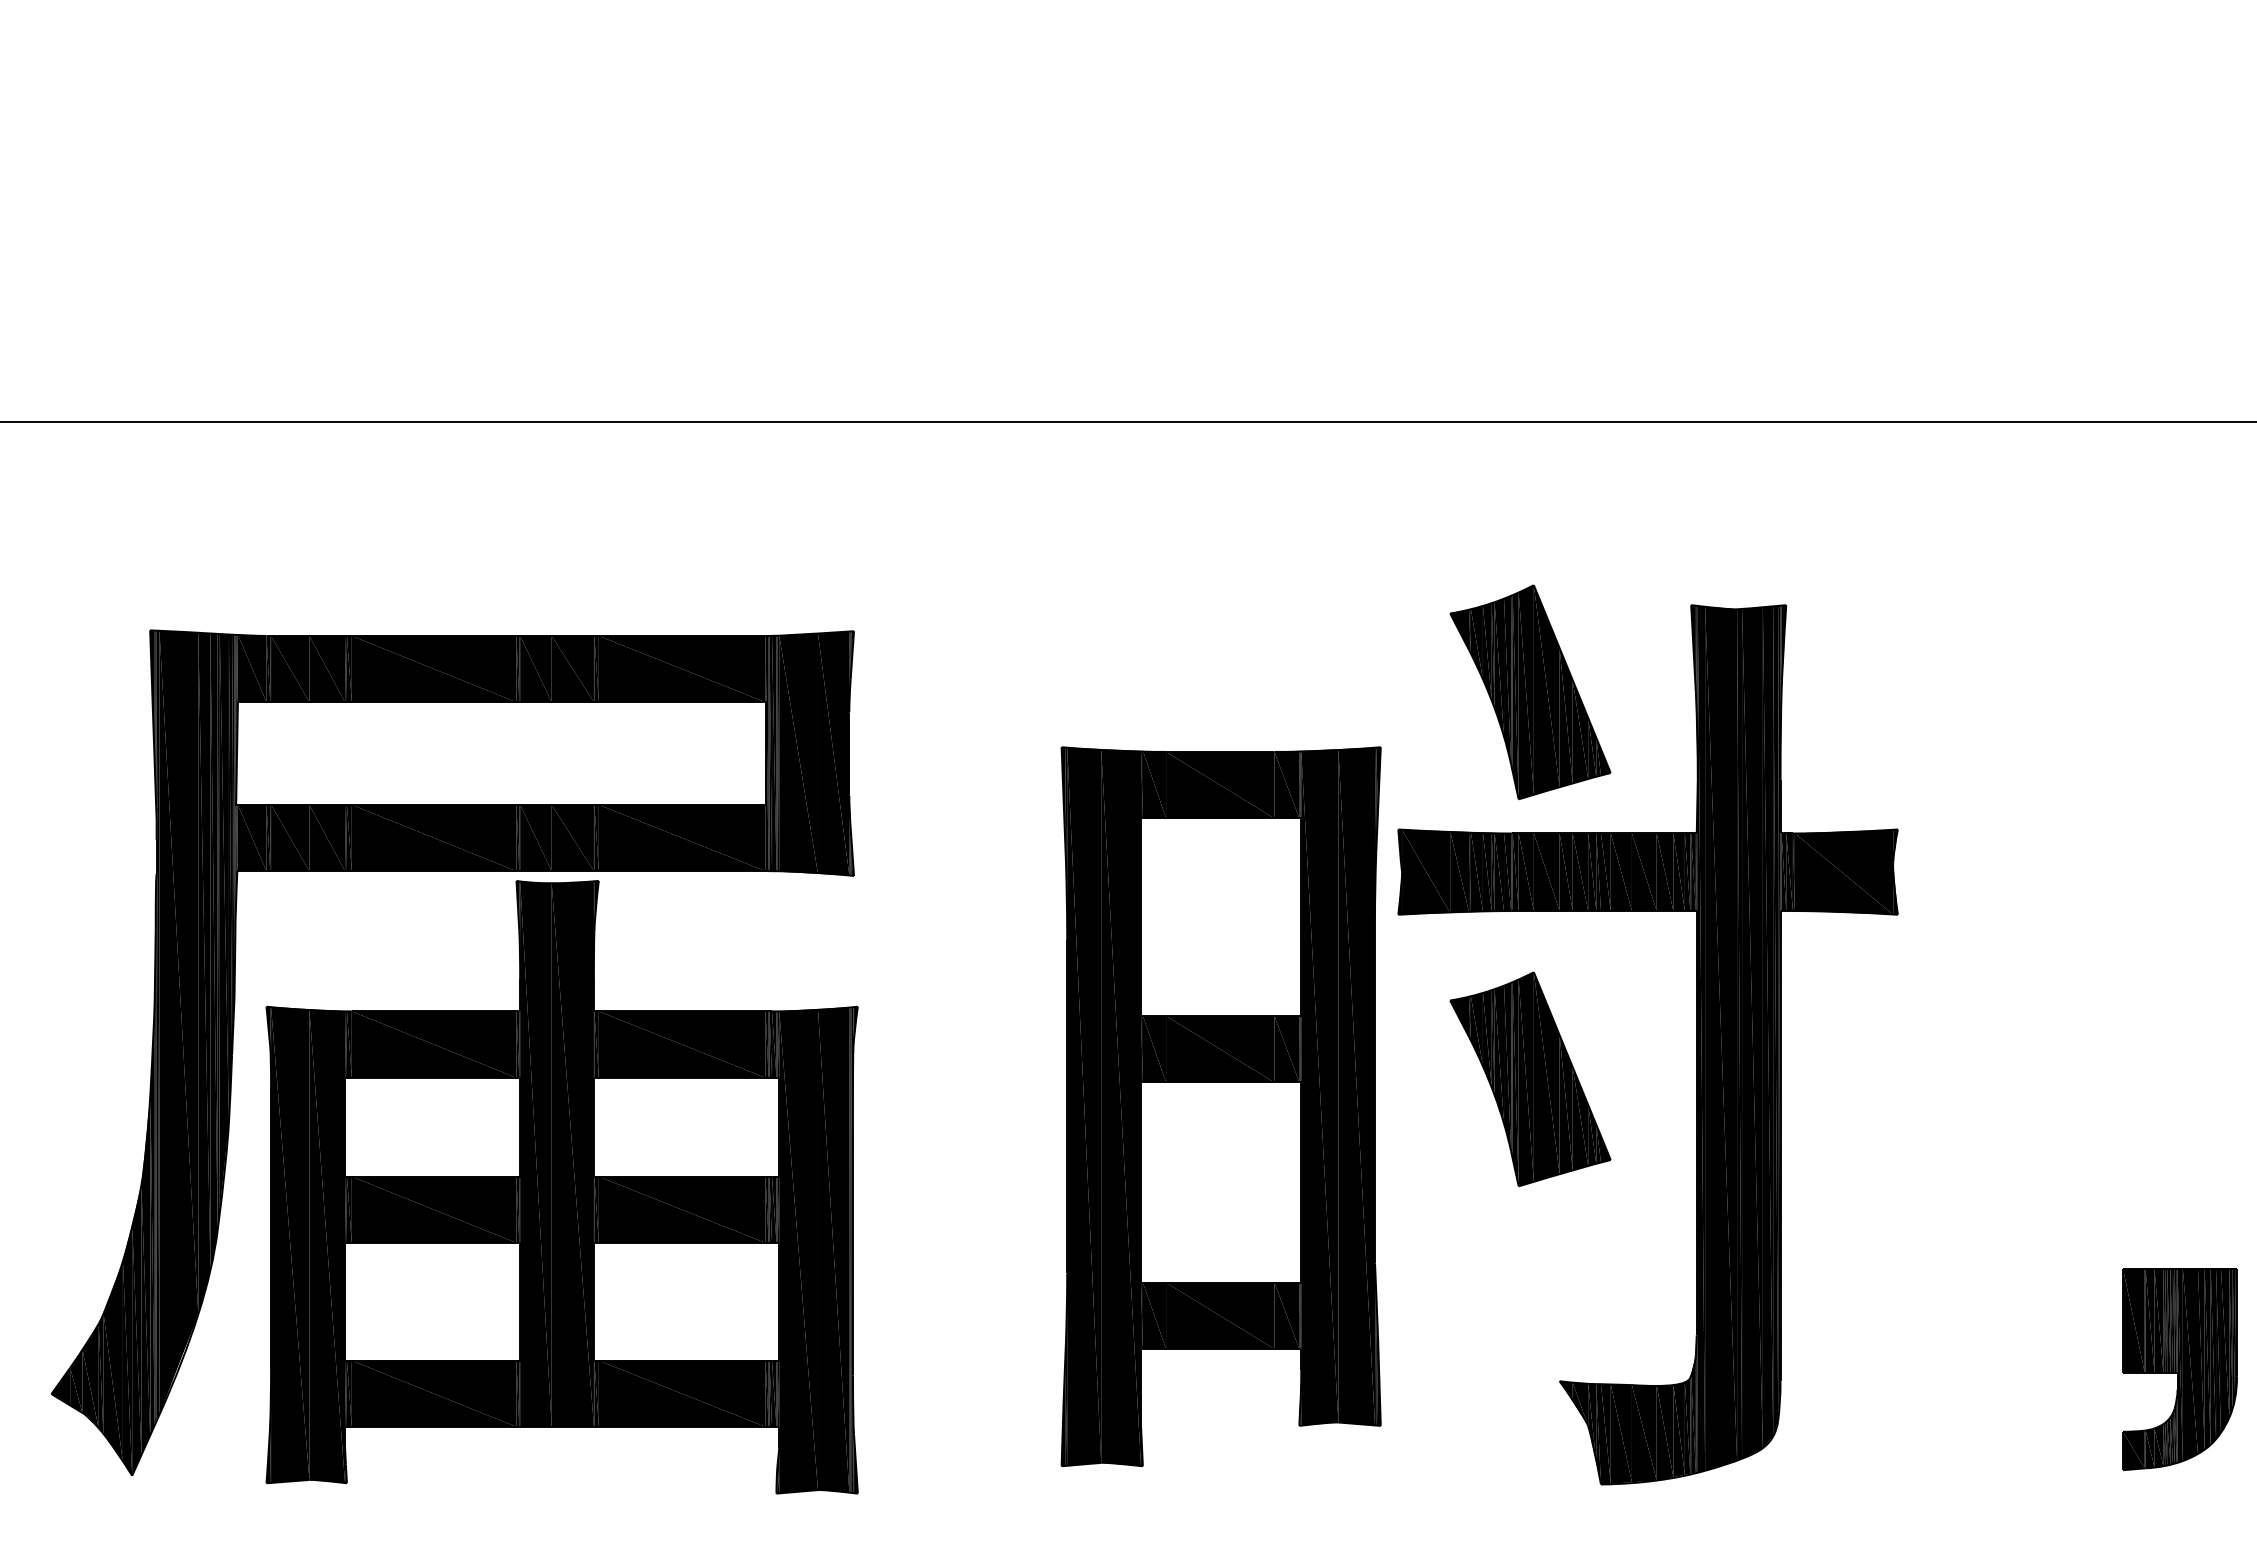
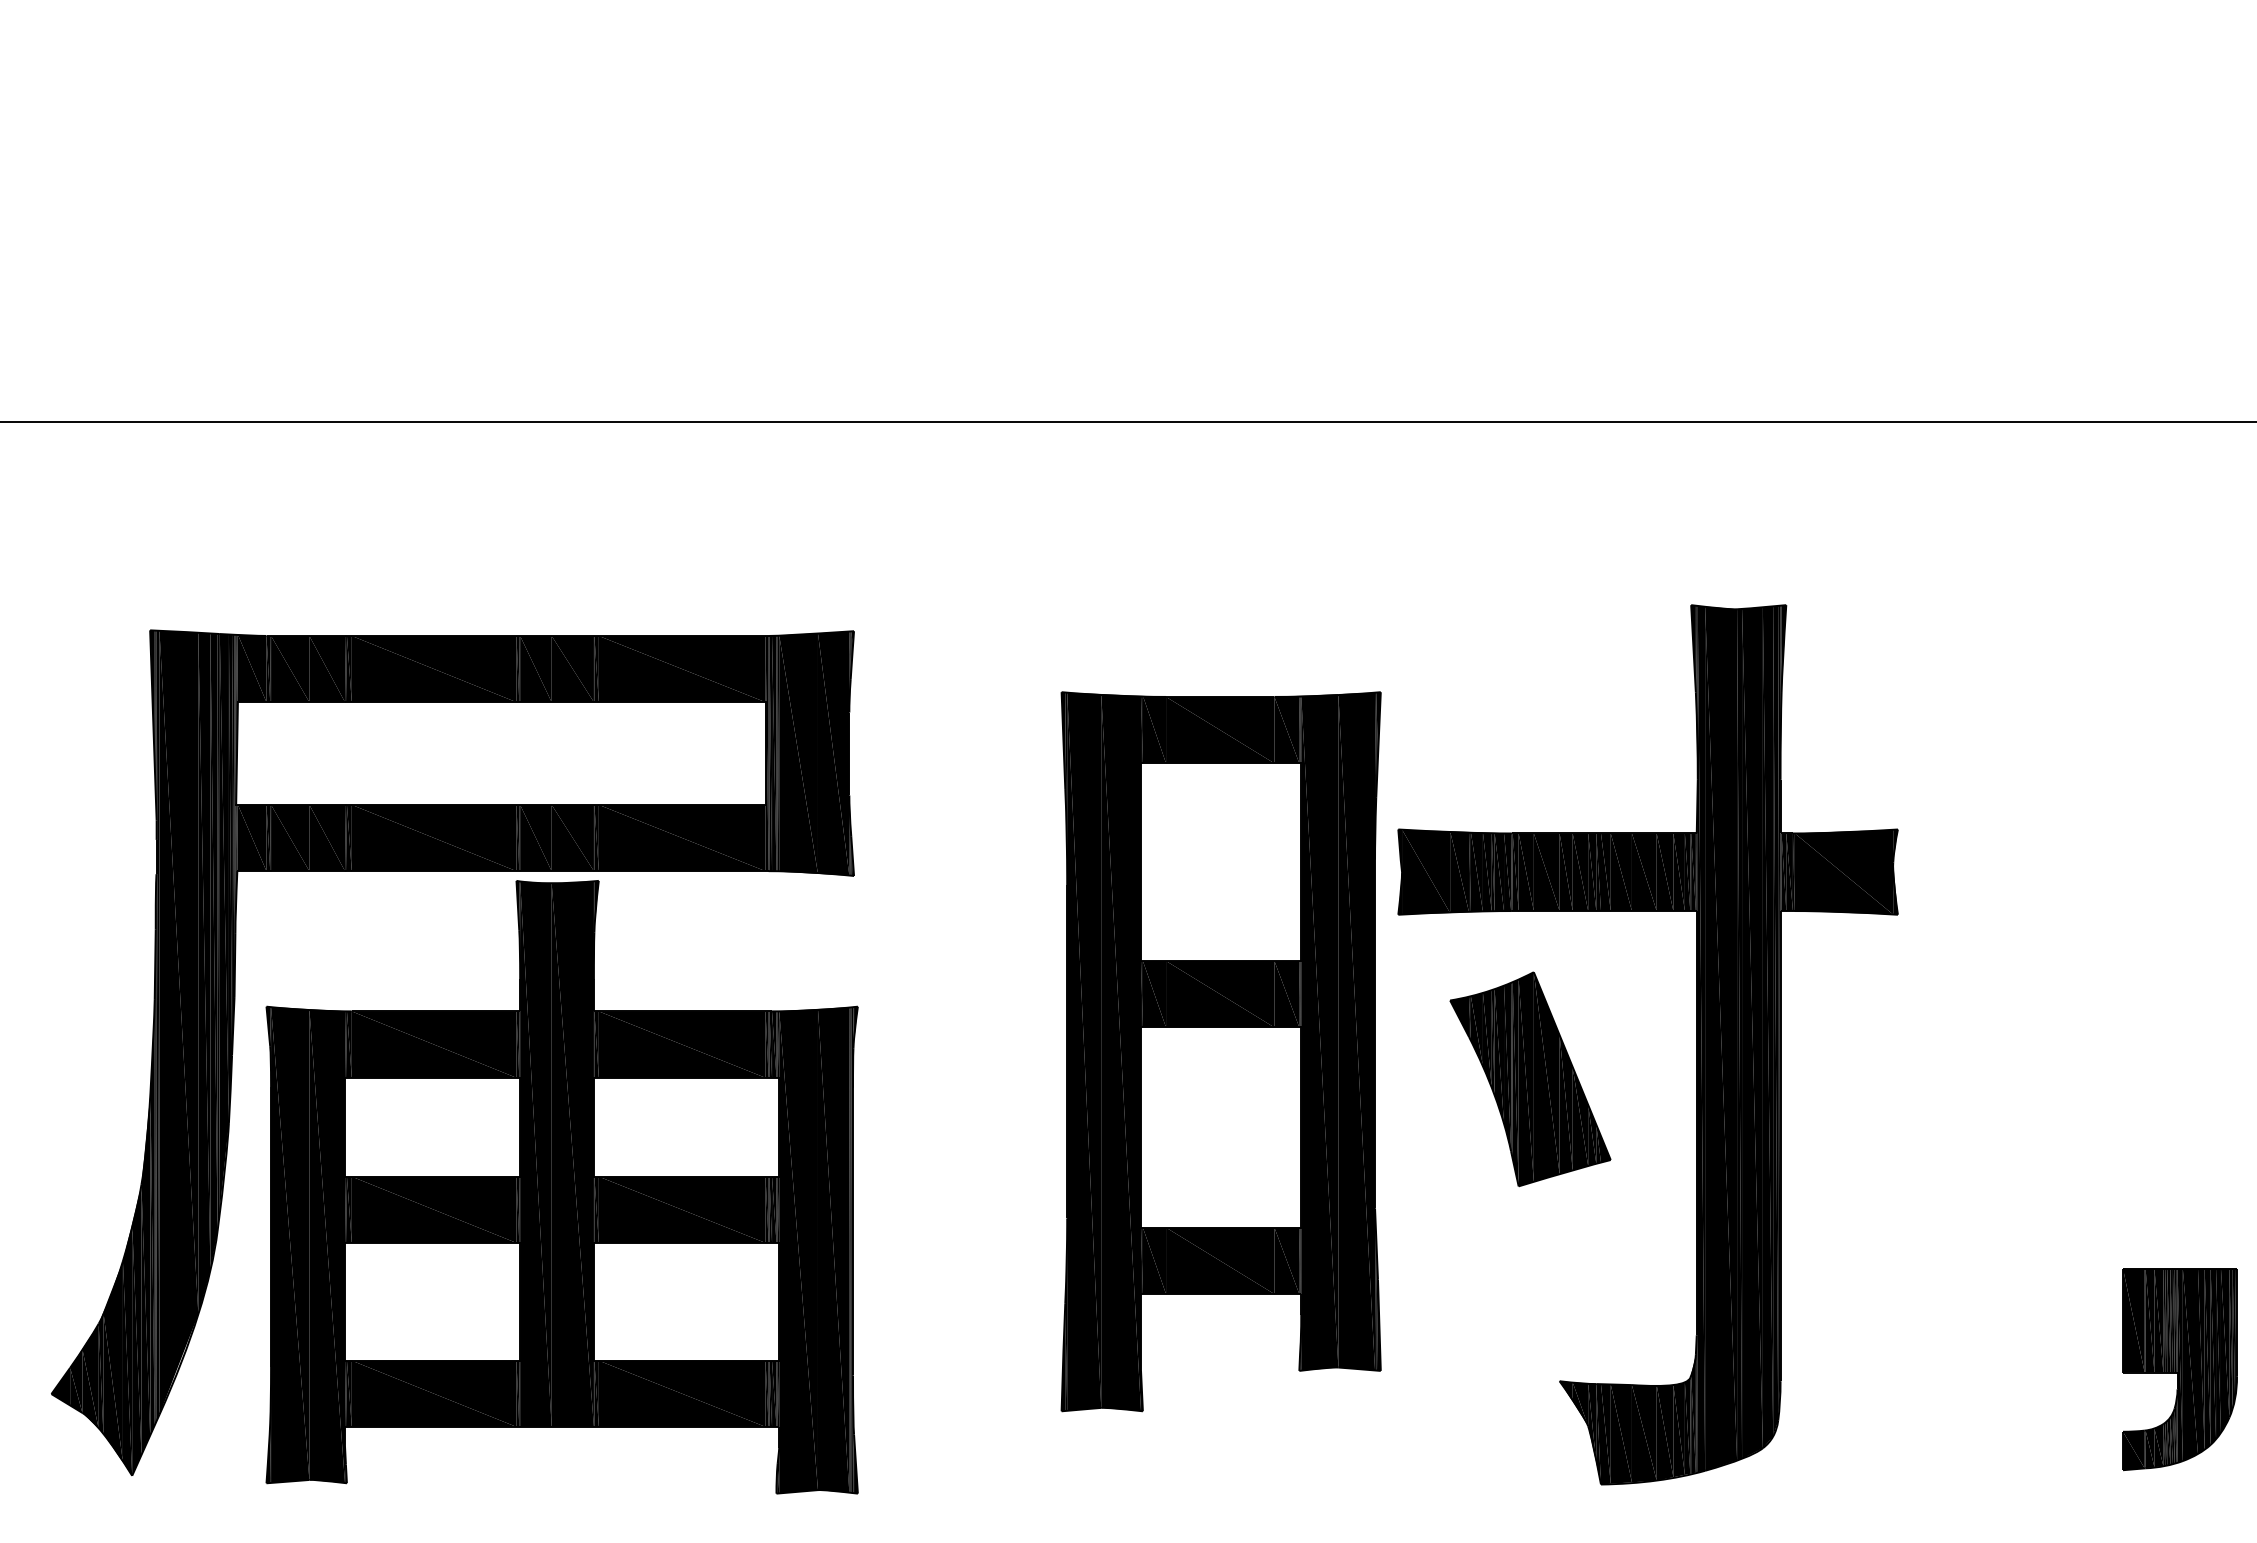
part: present -> none (1530, 692)
part position: (1220, 1106) -> (1220, 1051) (1220, 1051)
